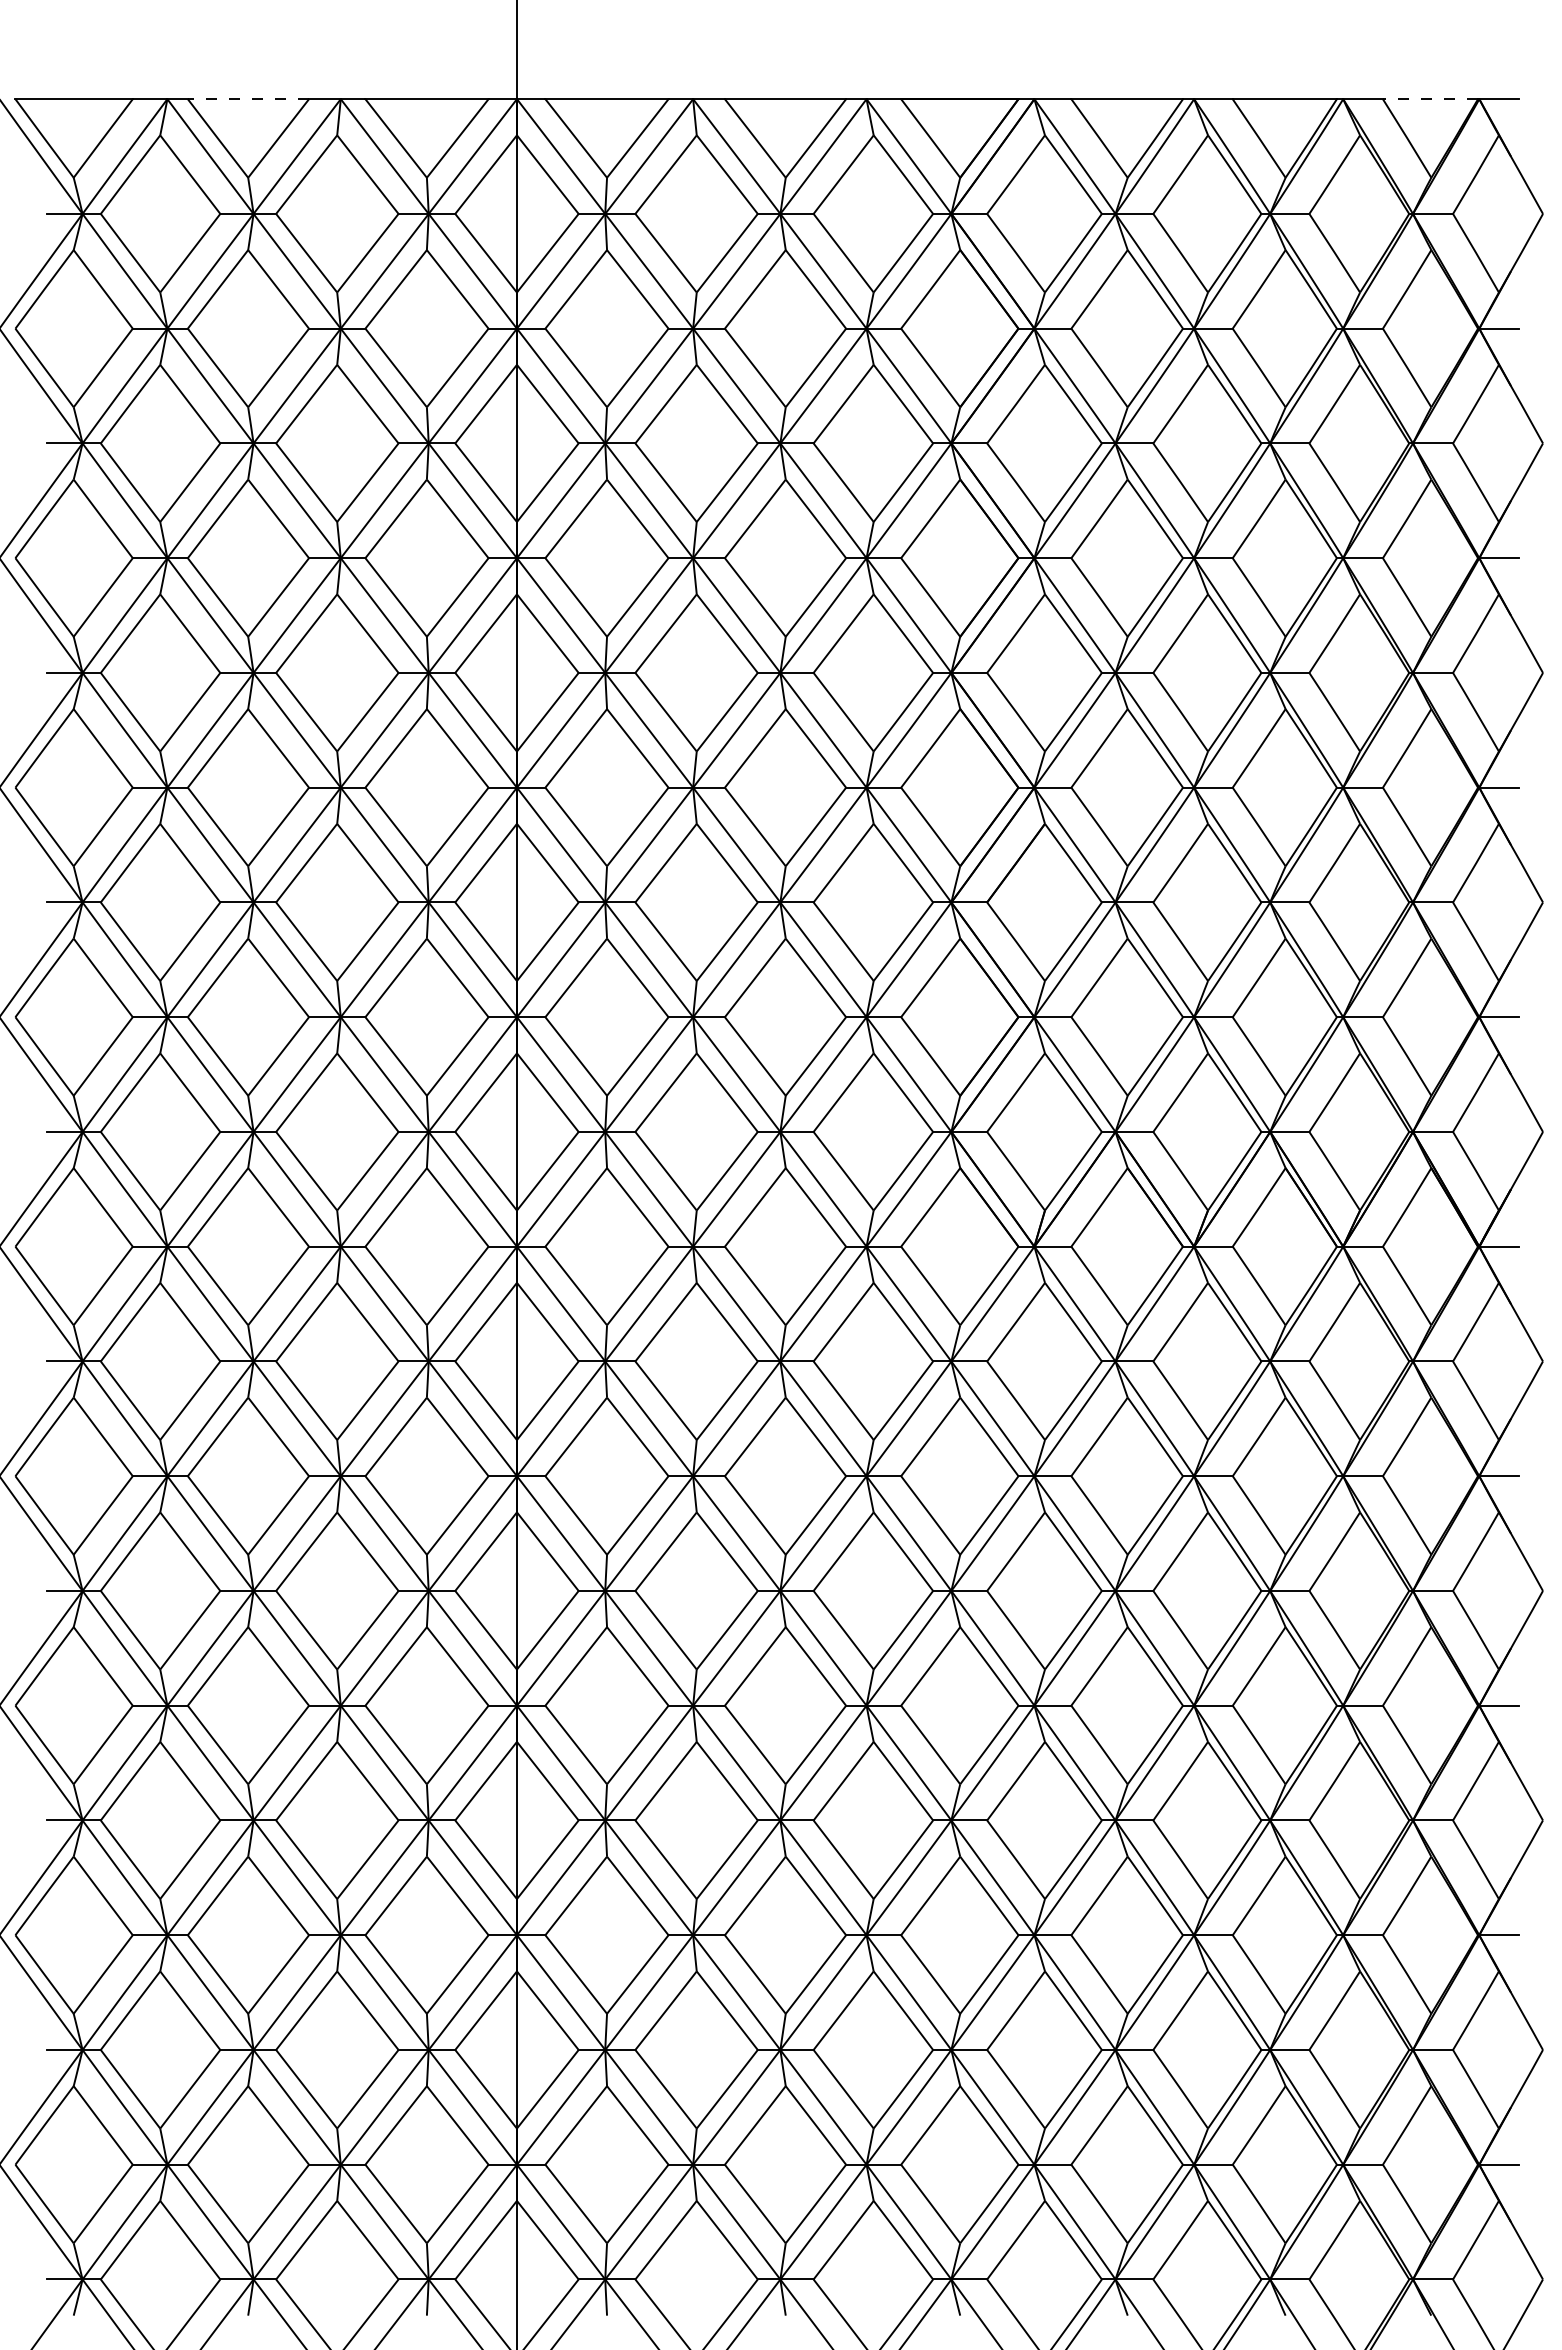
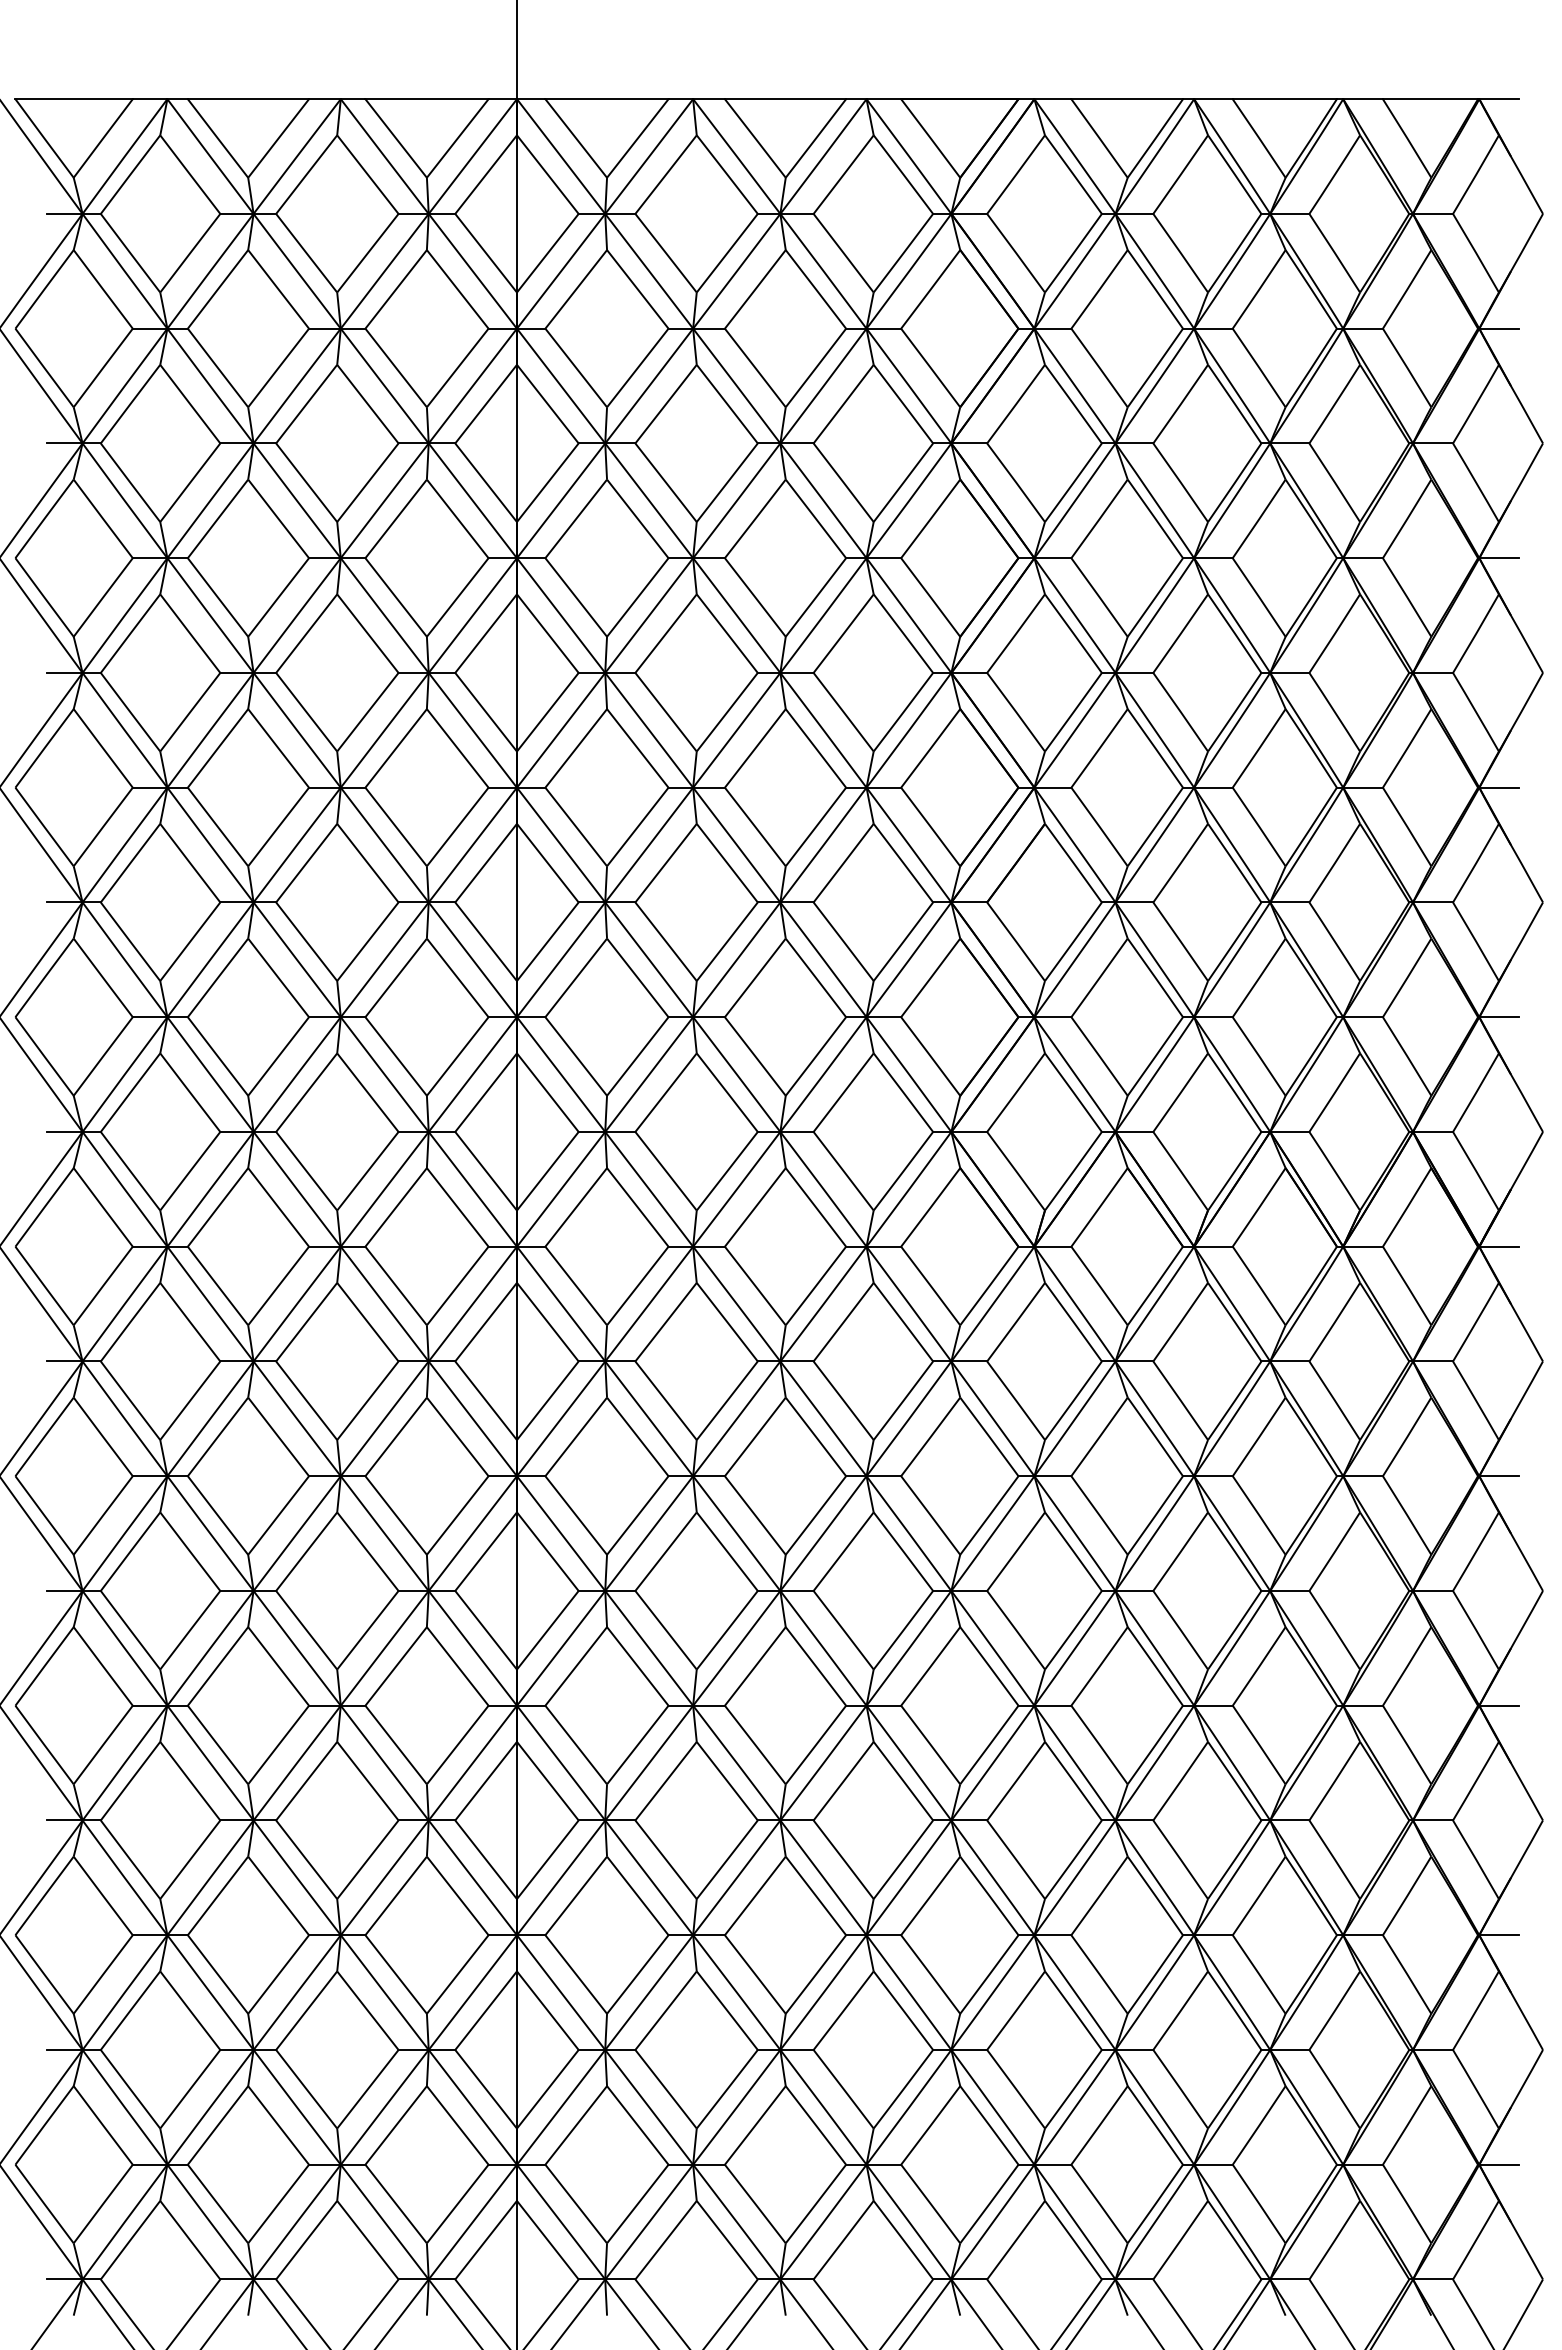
line: dashed -> solid (248, 99)
line: dashed -> solid (1430, 99)
